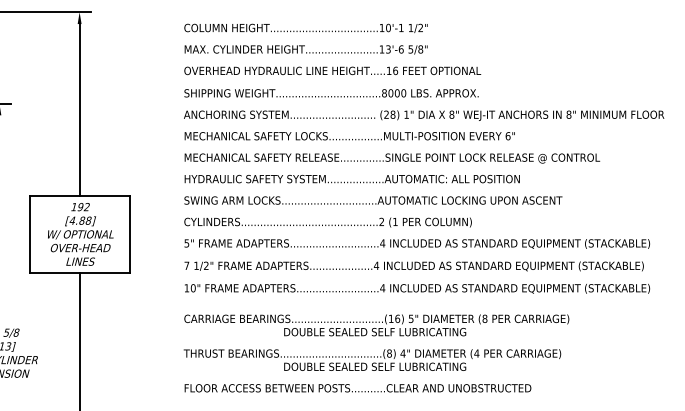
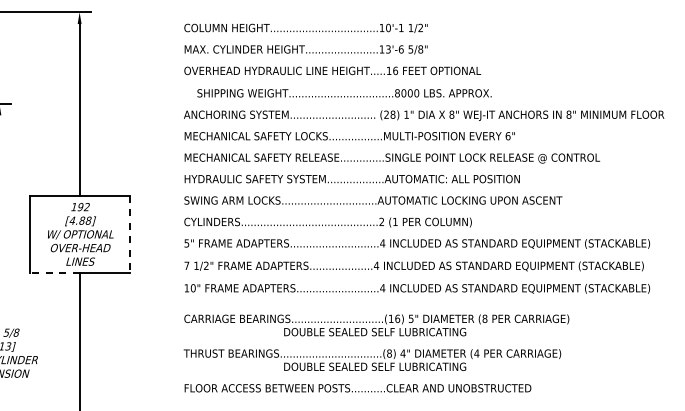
text position: (331, 93) -> (344, 93) (344, 93)
line: solid -> dashed (129, 234)
line: solid -> dashed (54, 273)
